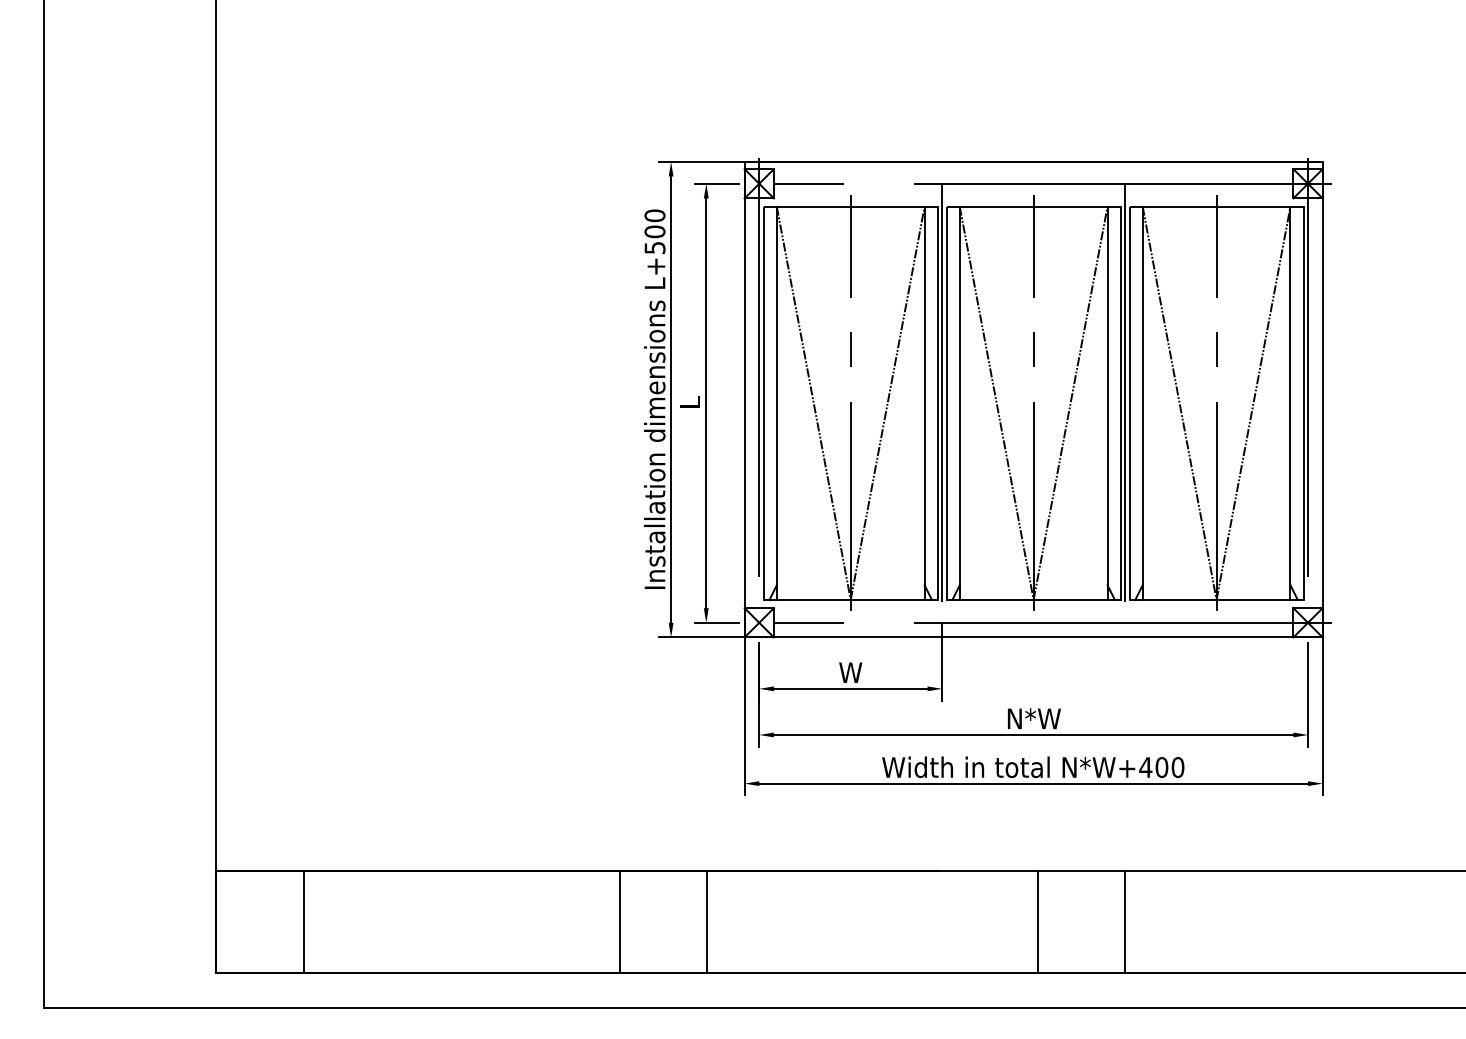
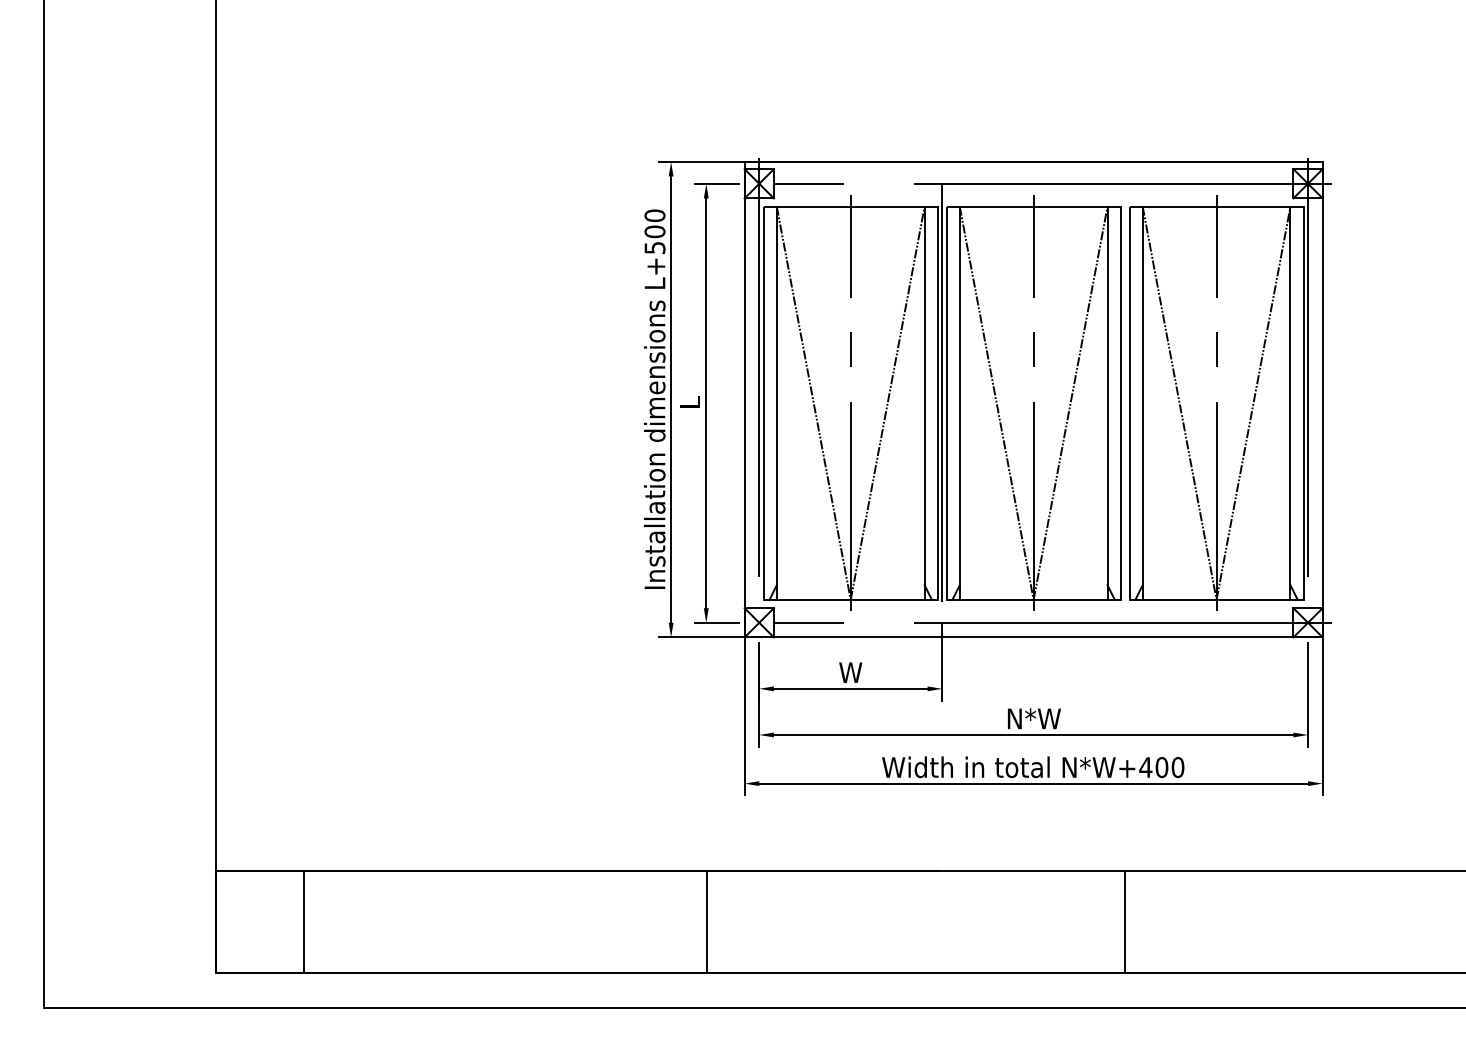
line: present -> none (1125, 402)
line: present -> none (619, 922)
line: present -> none (1037, 922)
